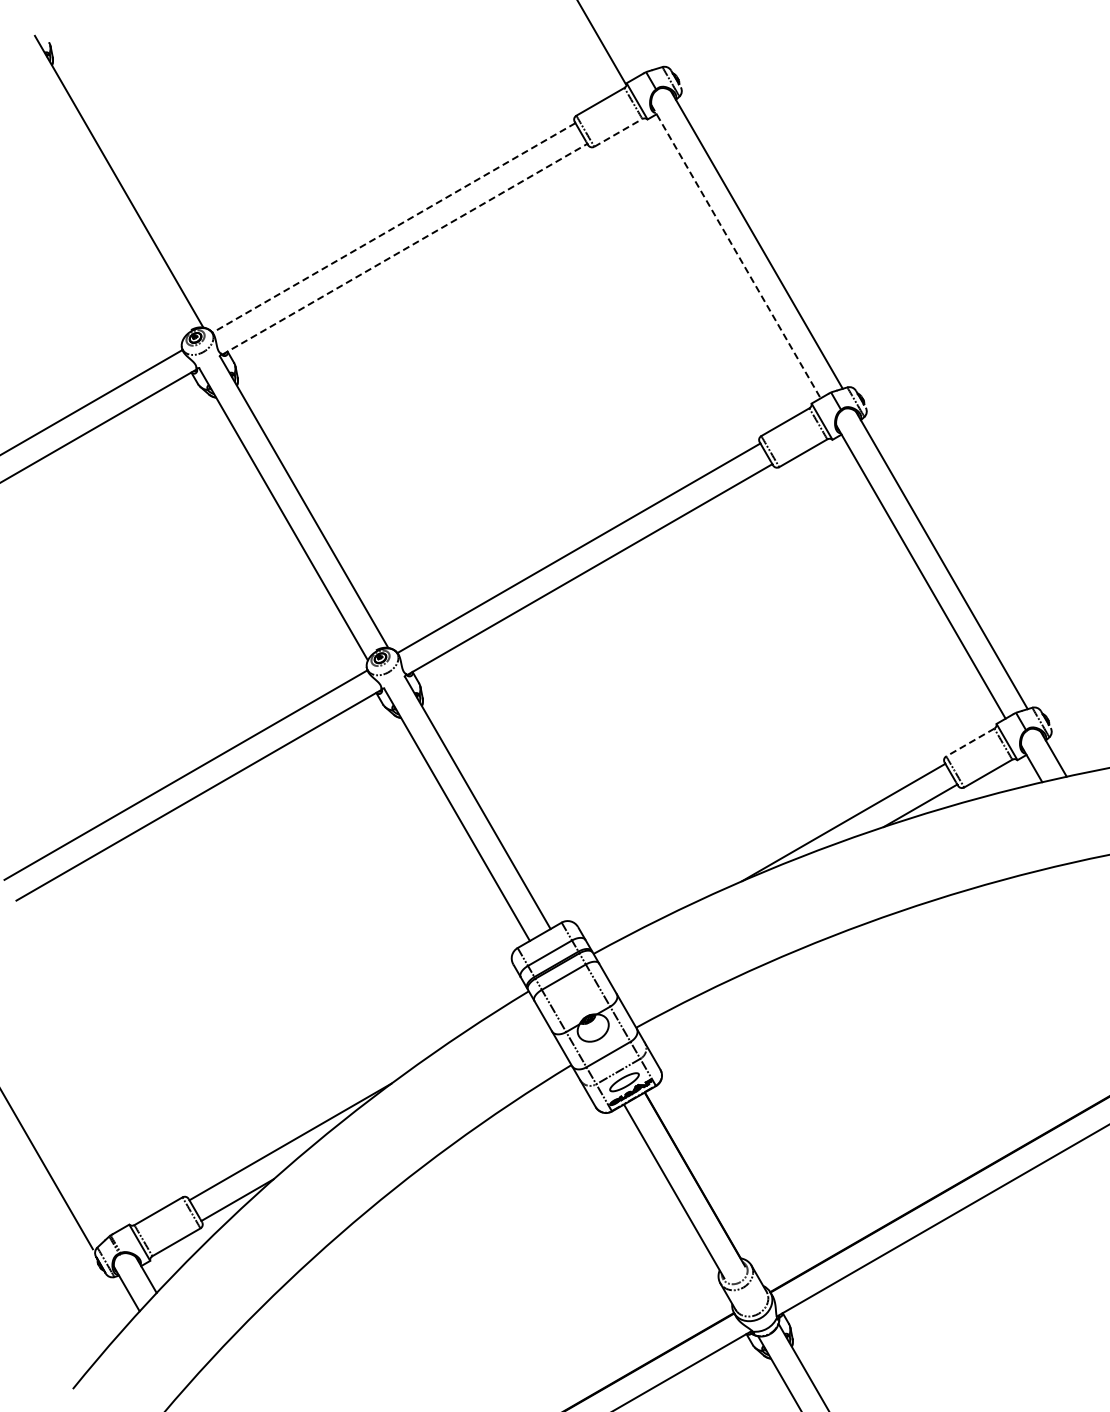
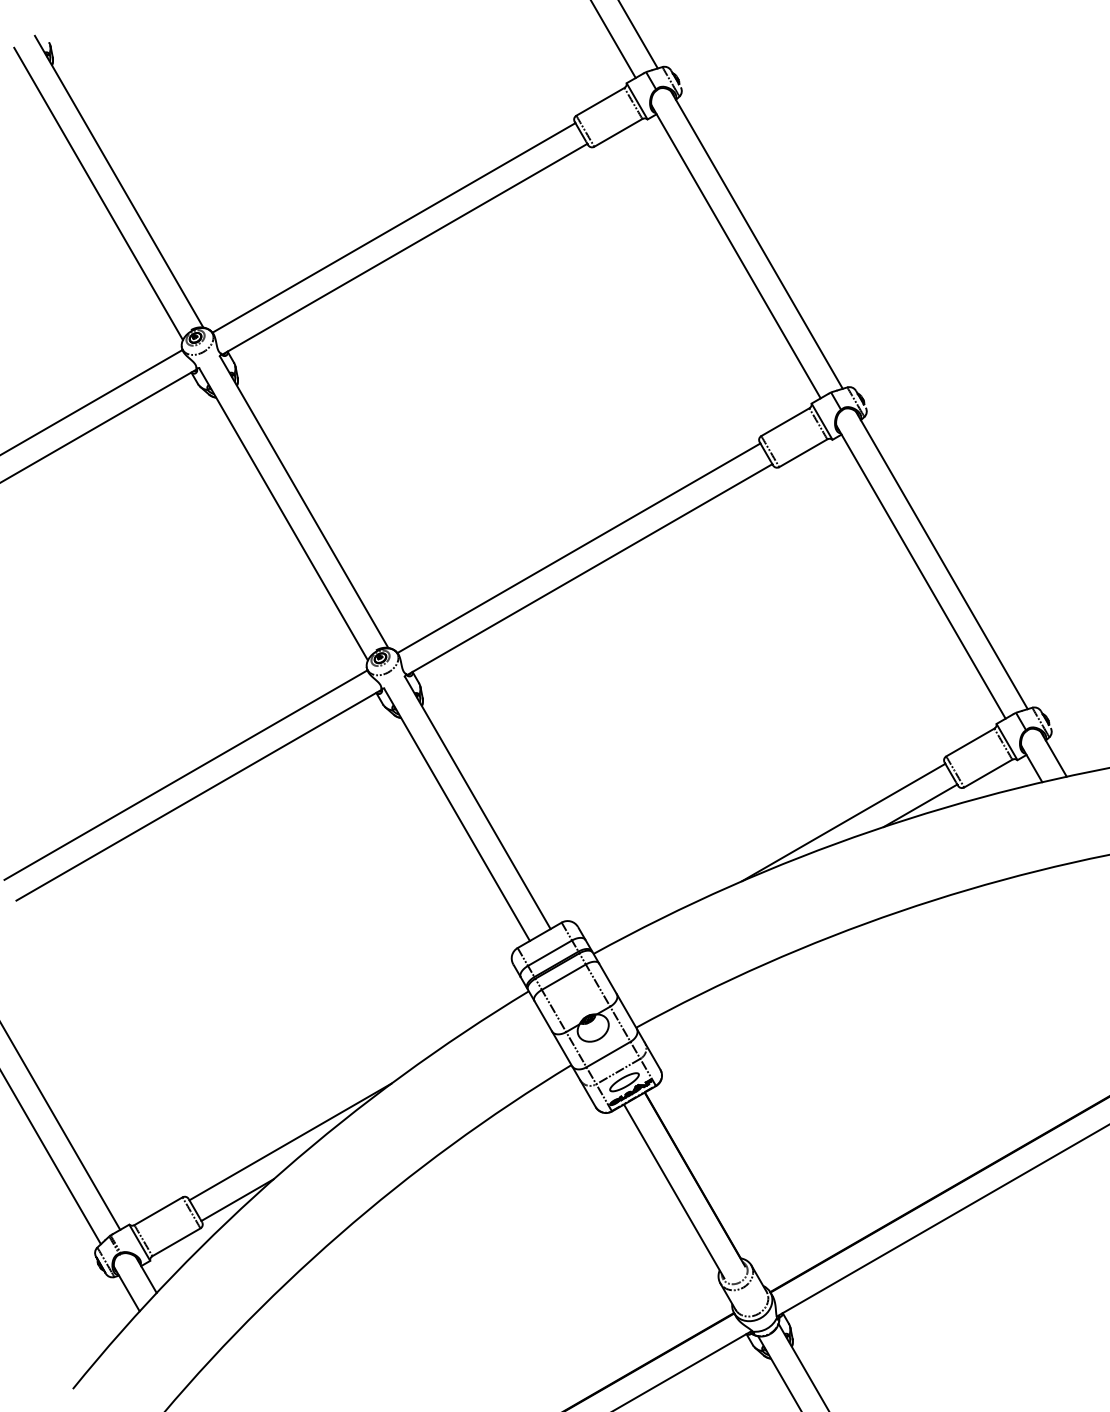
line: none -> present (638, 35)
line position: (601, 43) -> (613, 40) (613, 40)
line: dashed -> solid (618, 132)
line: none -> present (98, 193)
line: dashed -> solid (393, 227)
line: dashed -> solid (404, 249)
line: dashed -> solid (736, 252)
line: dashed -> solid (970, 742)
line: none -> present (61, 1127)
line position: (47, 1170) -> (51, 1158) (51, 1158)
